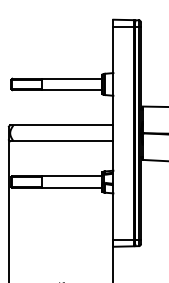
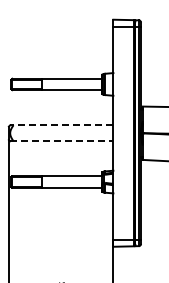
line: solid -> dashed (61, 125)
line: solid -> dashed (61, 141)
